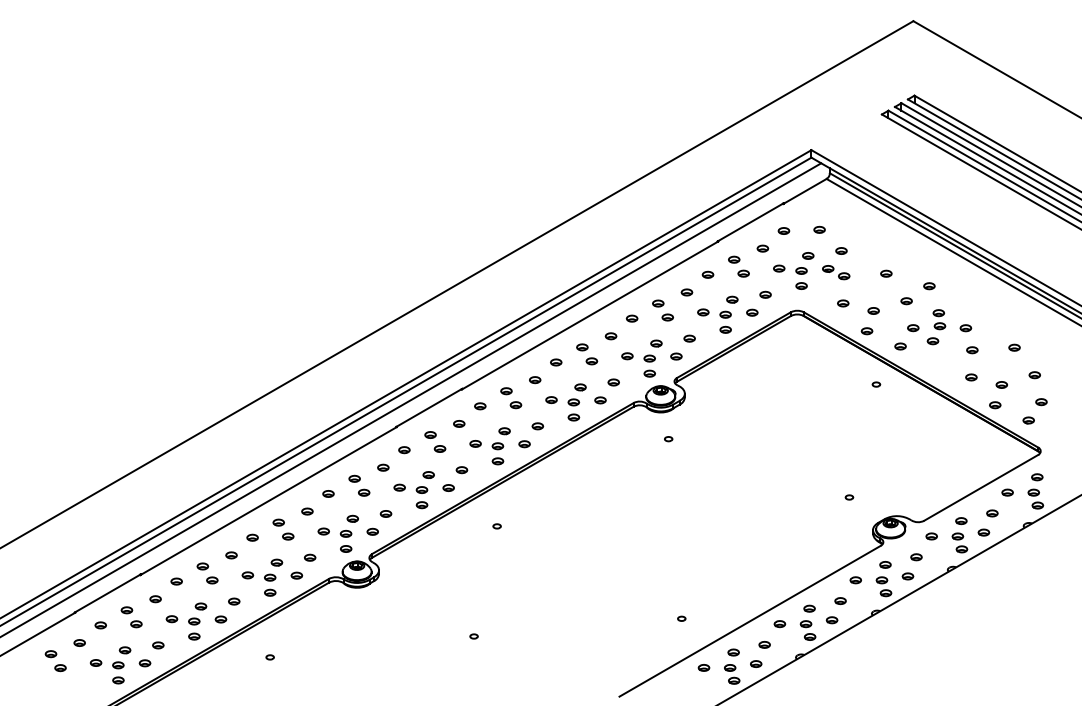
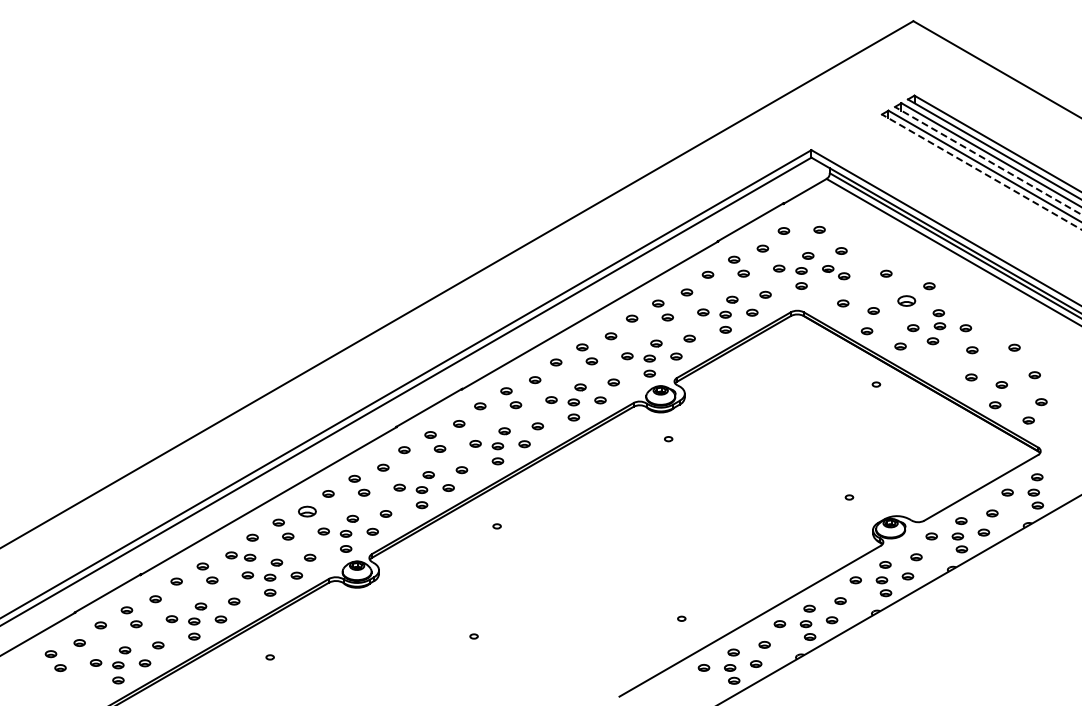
line: solid -> dashed (988, 160)
line: solid -> dashed (981, 171)
part size: 13x9 px -> 20x12 px (906, 300)
line: present -> none (411, 399)
part size: 13x9 px -> 19x13 px (307, 511)
part: none -> present (249, 557)
